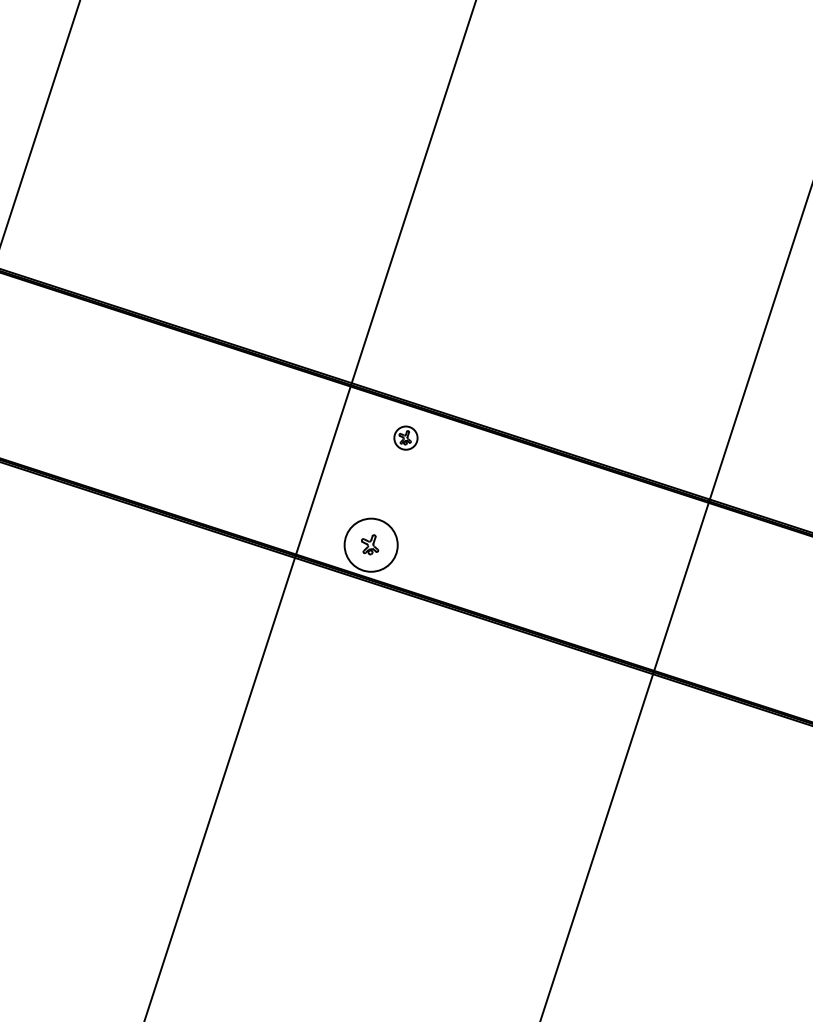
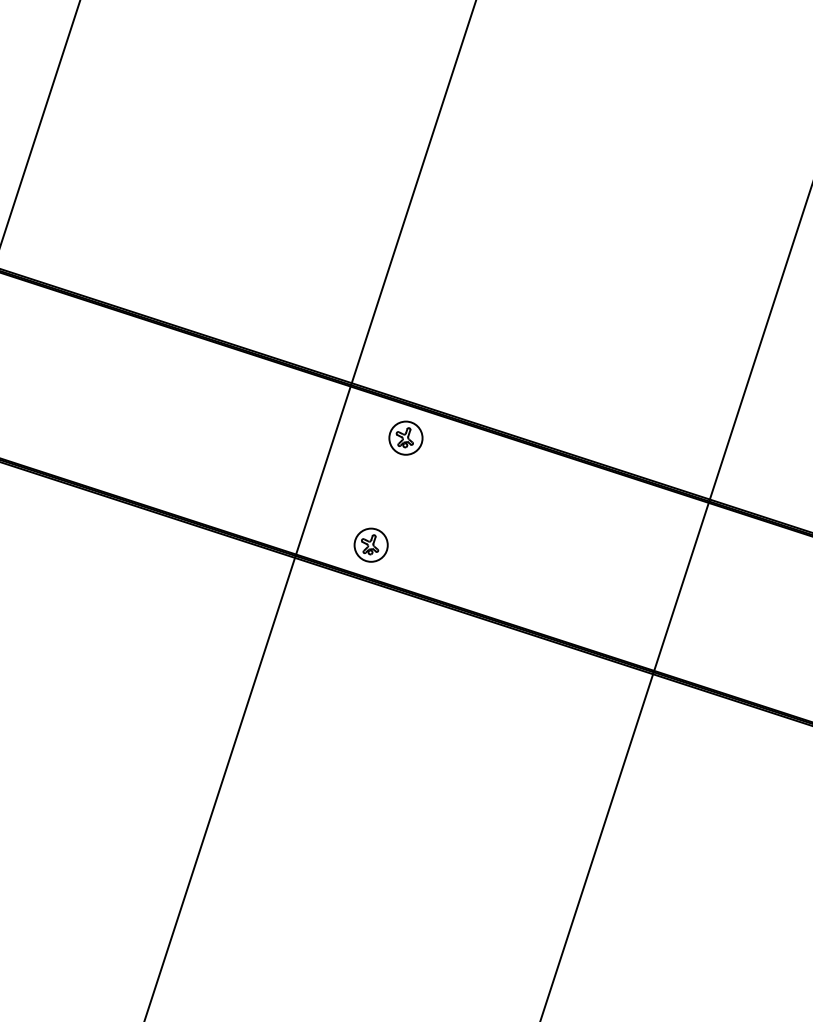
part size: 26x26 px -> 36x36 px (405, 437)
circle diameter: 53 px -> 33 px (370, 544)
